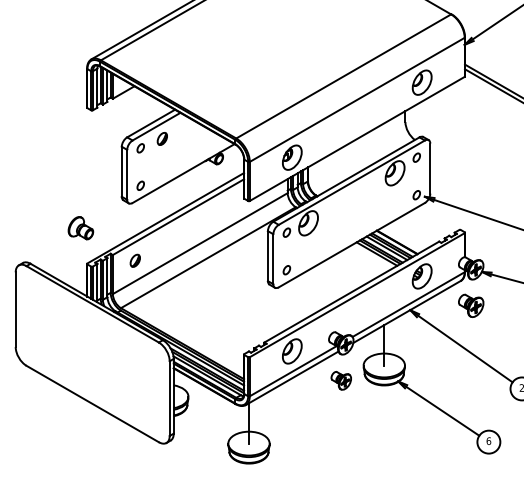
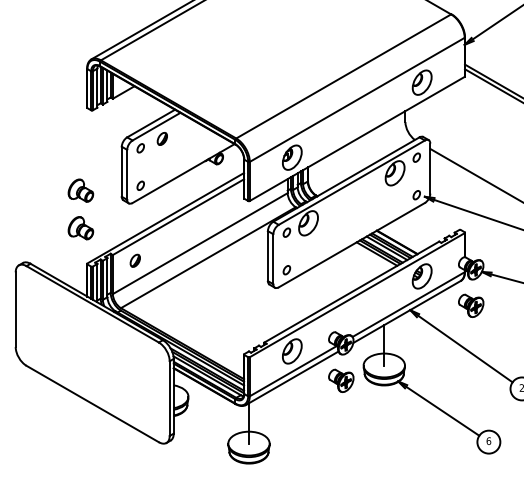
line: none -> present (475, 174)
part: none -> present (80, 190)
part size: 22x20 px -> 27x25 px (341, 380)
